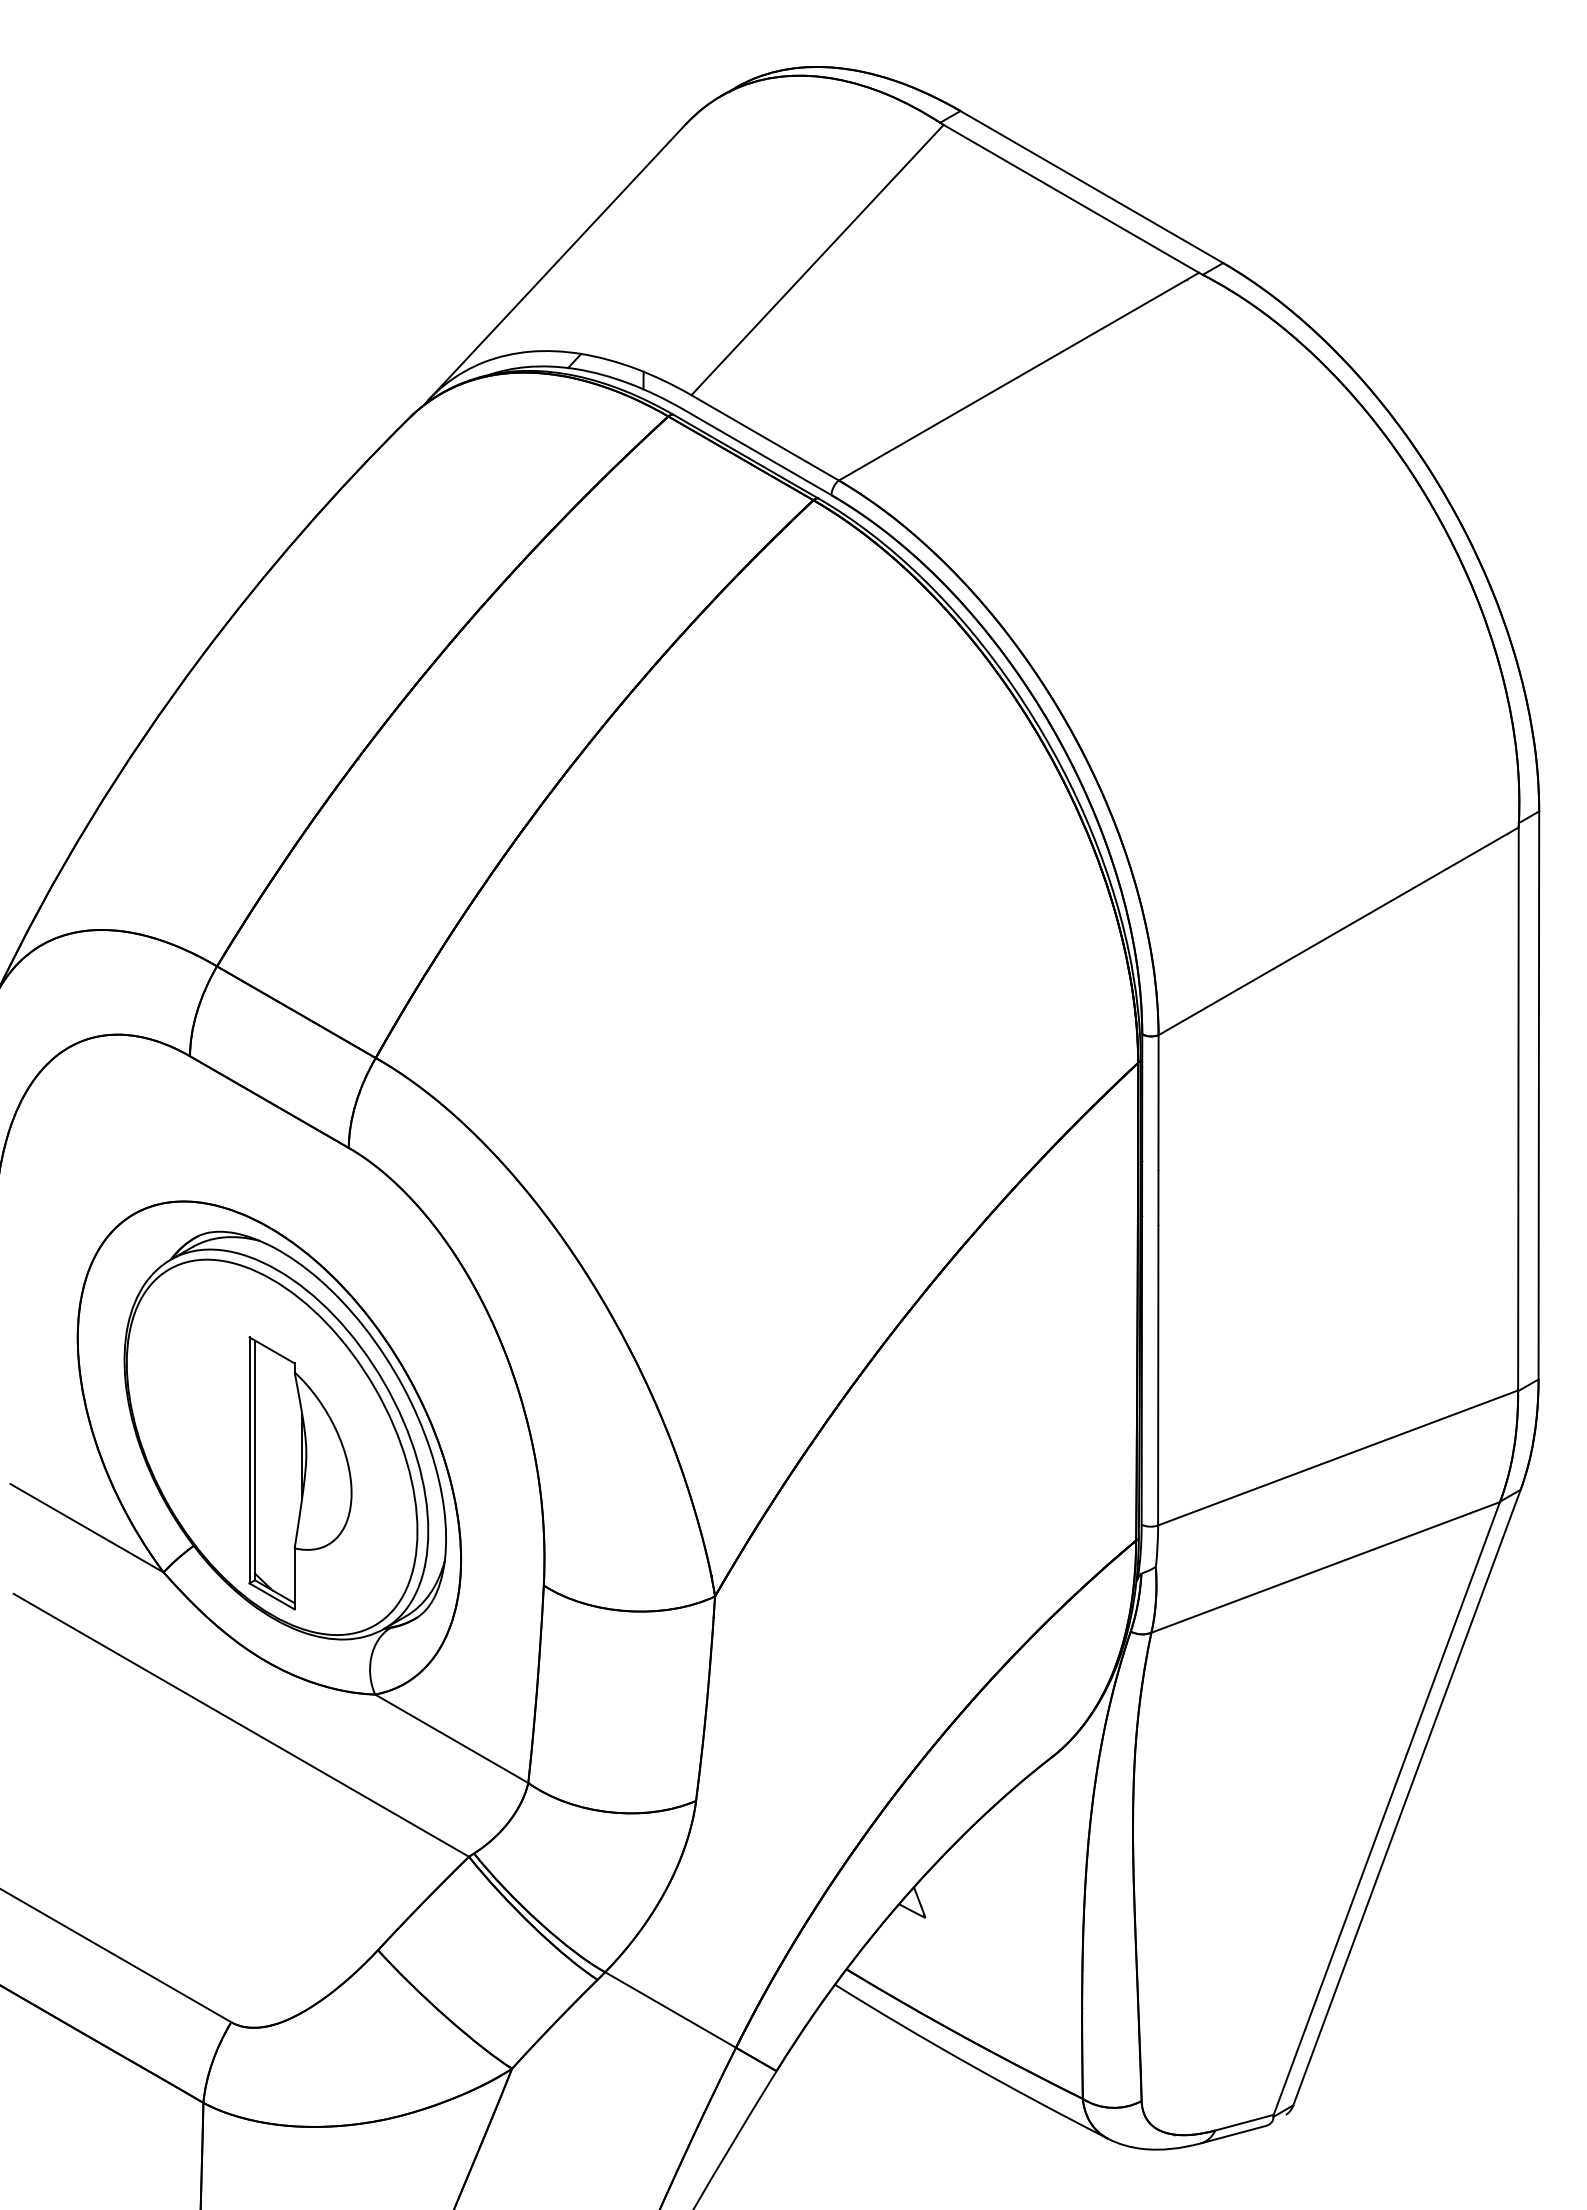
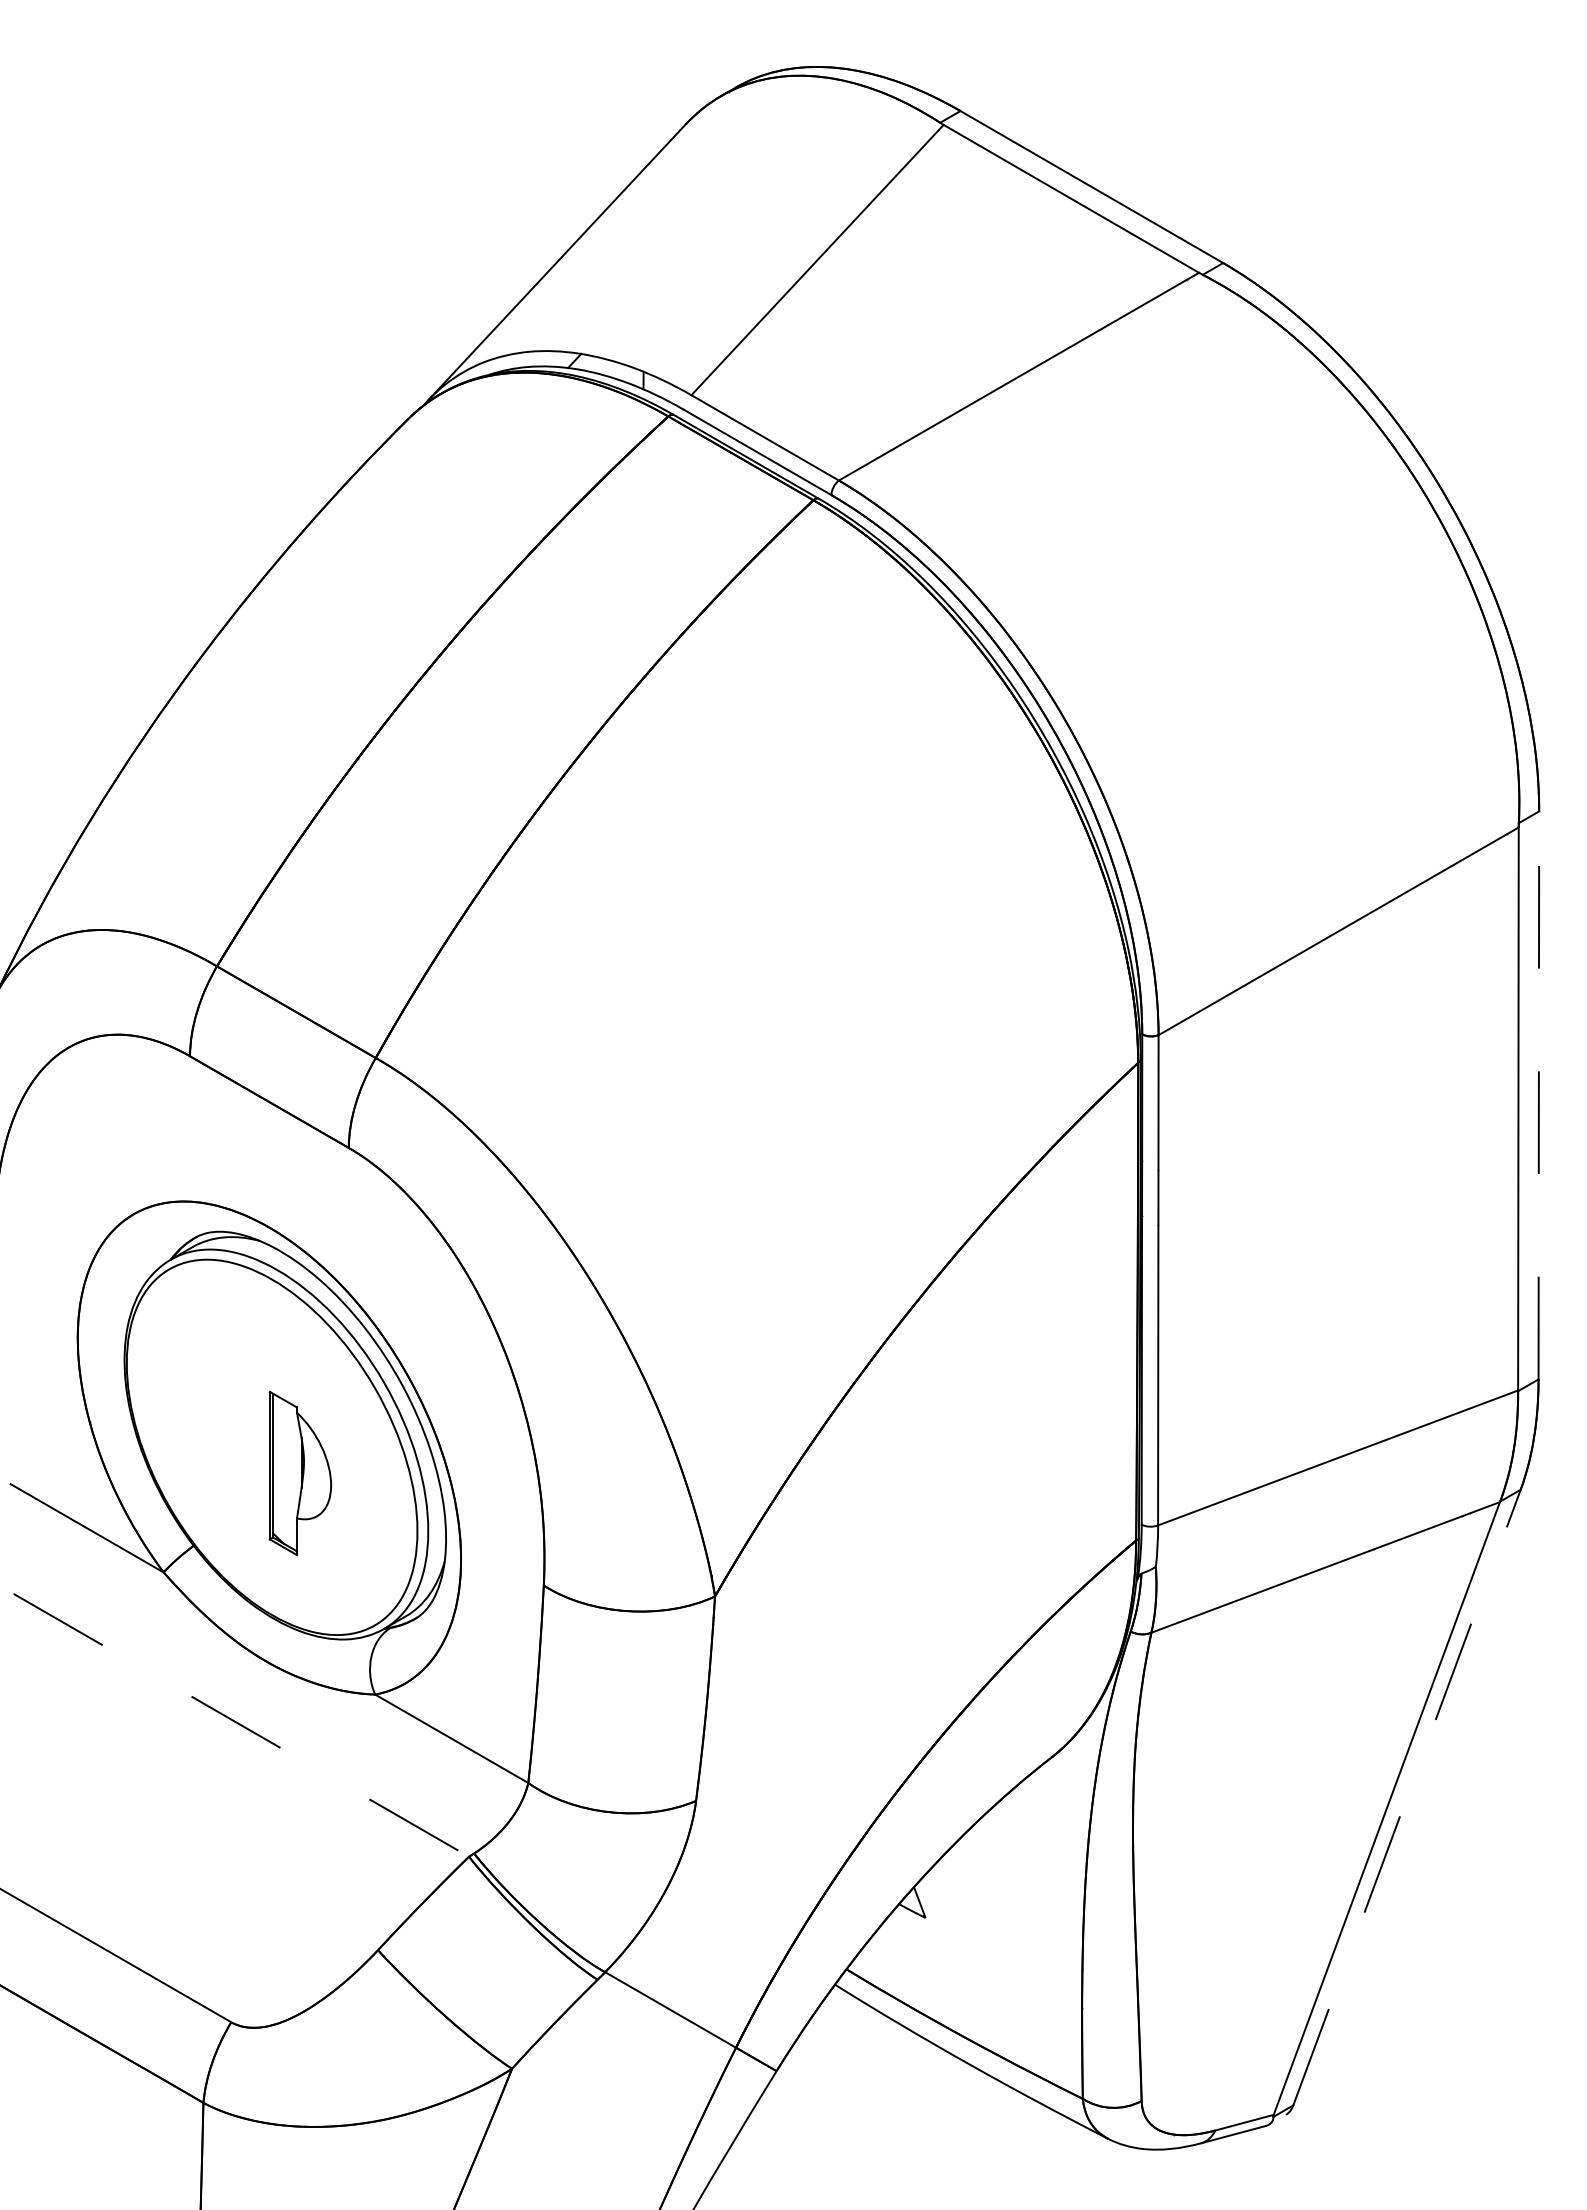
line: solid -> dashed (1538, 1095)
part size: 105x275 px -> 64x167 px (299, 1473)
line: solid -> dashed (241, 1725)
line: solid -> dashed (1407, 1797)
